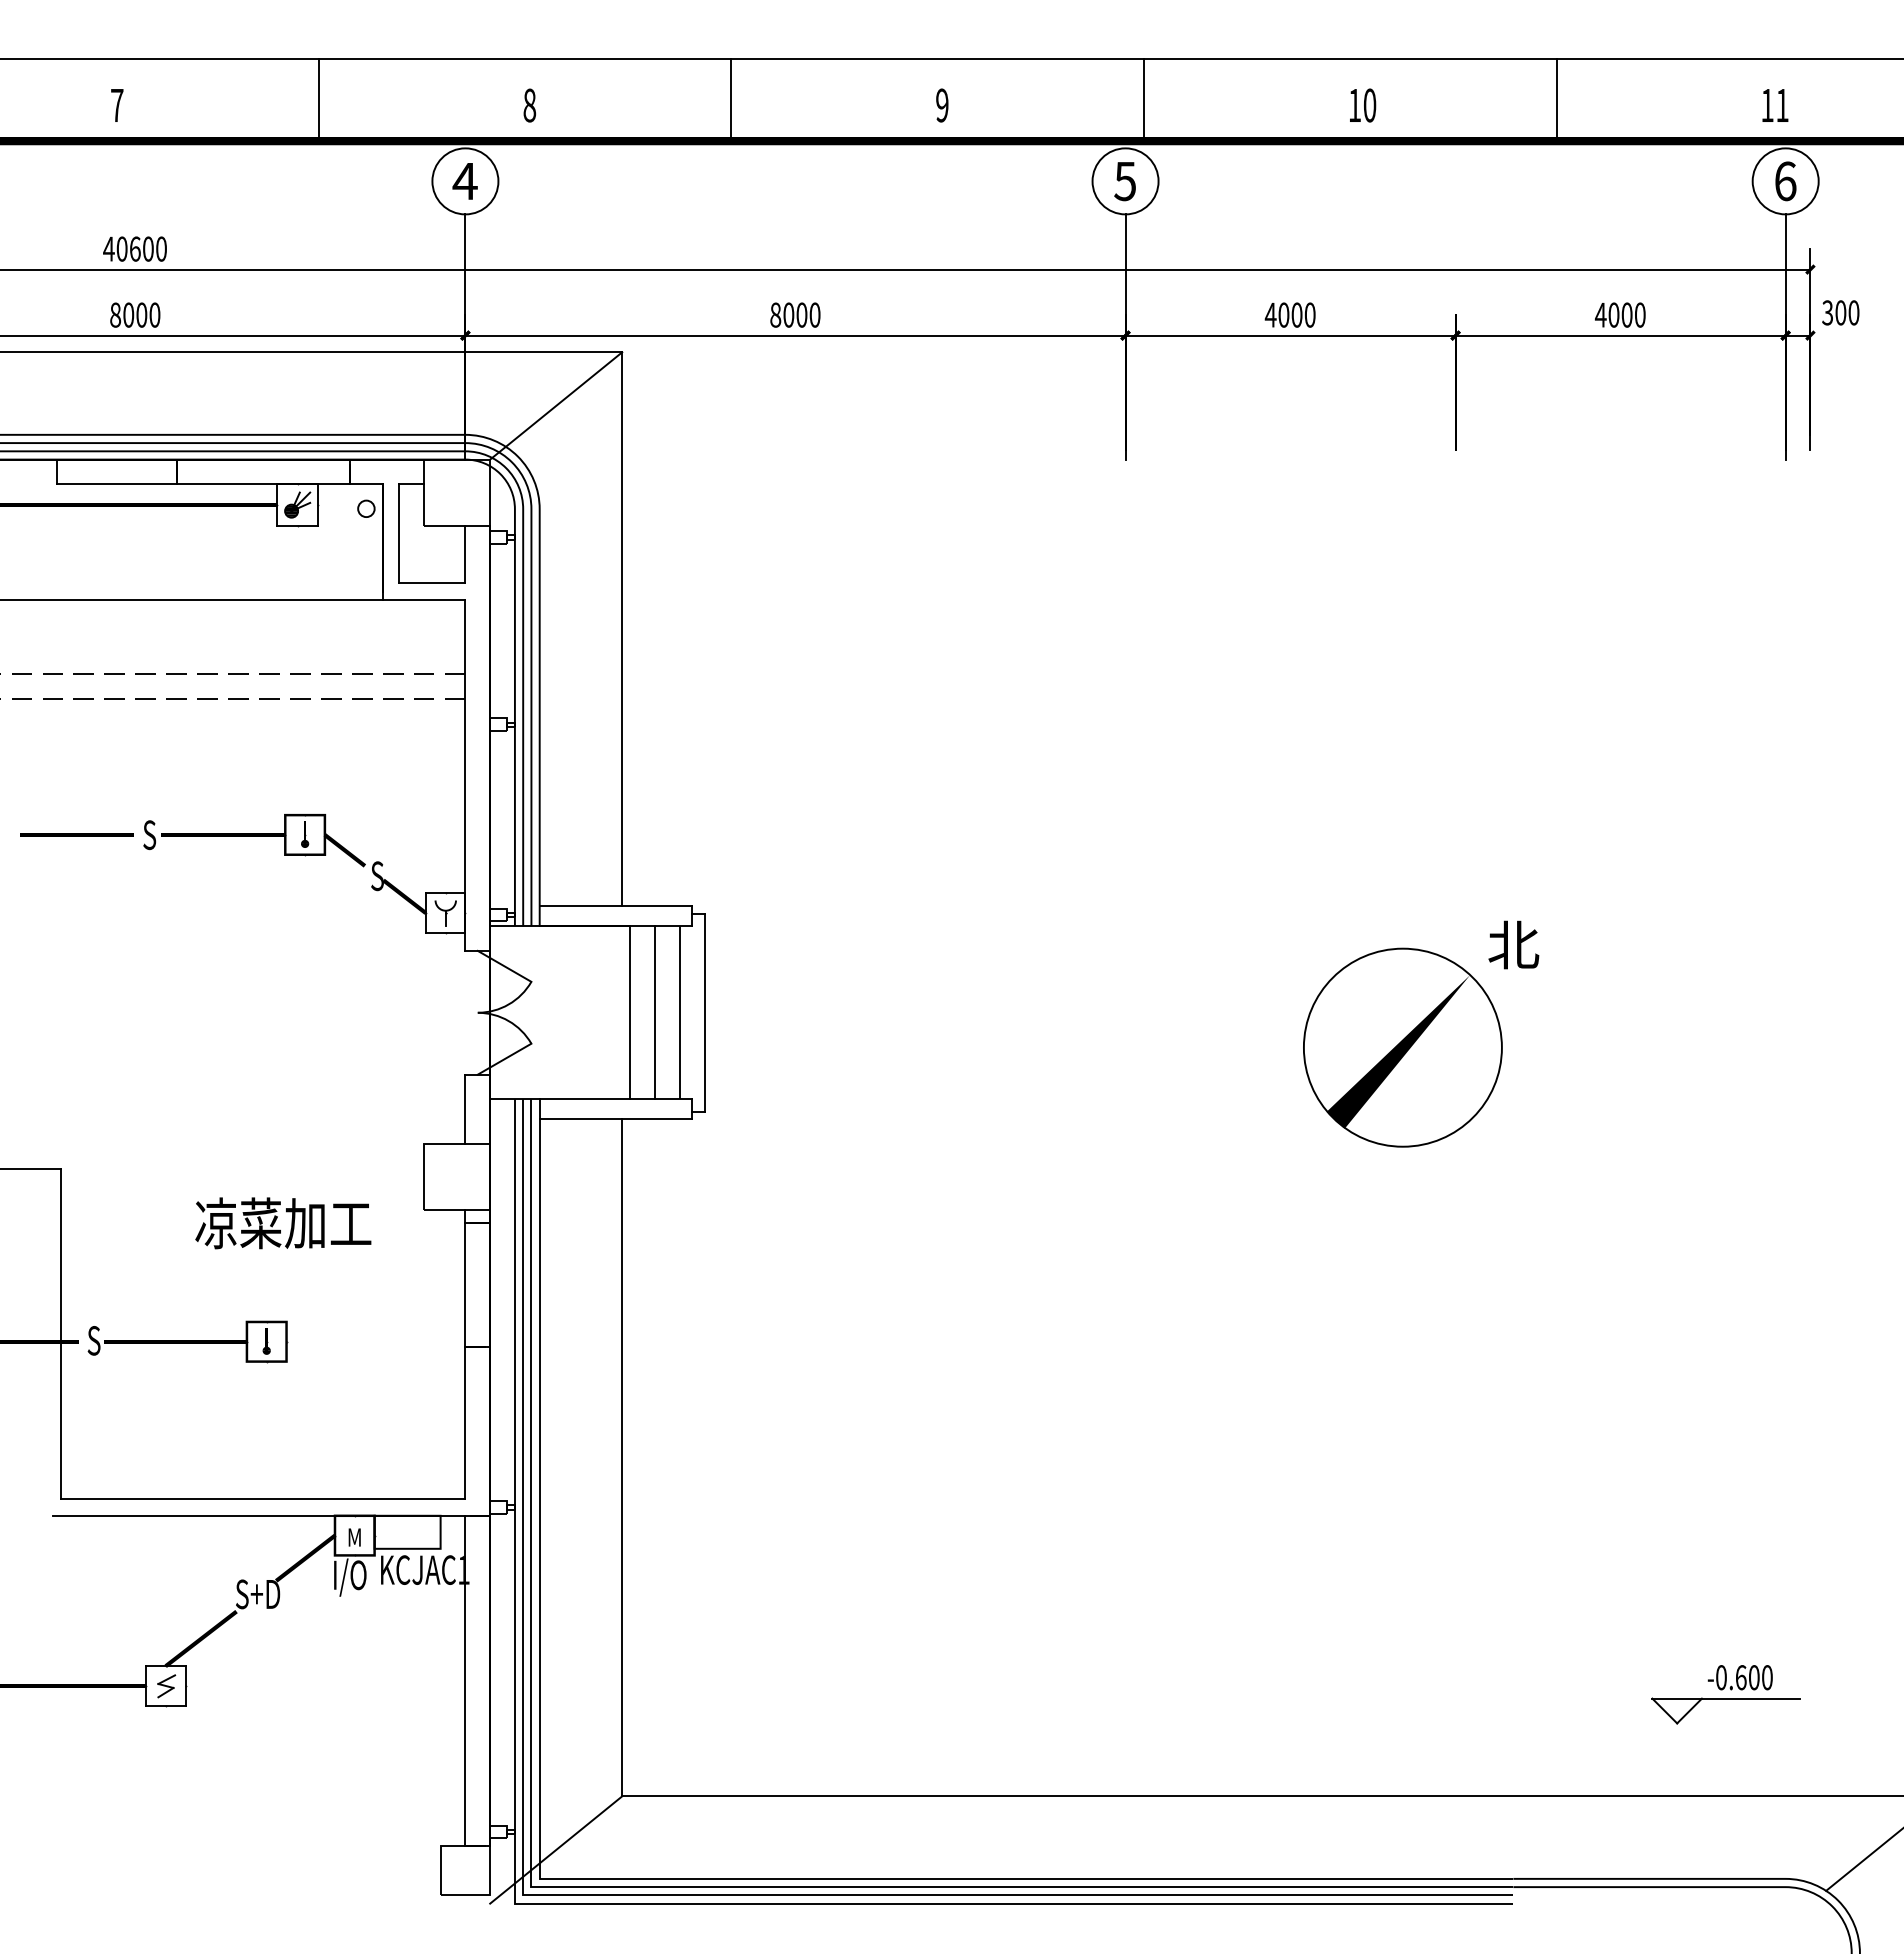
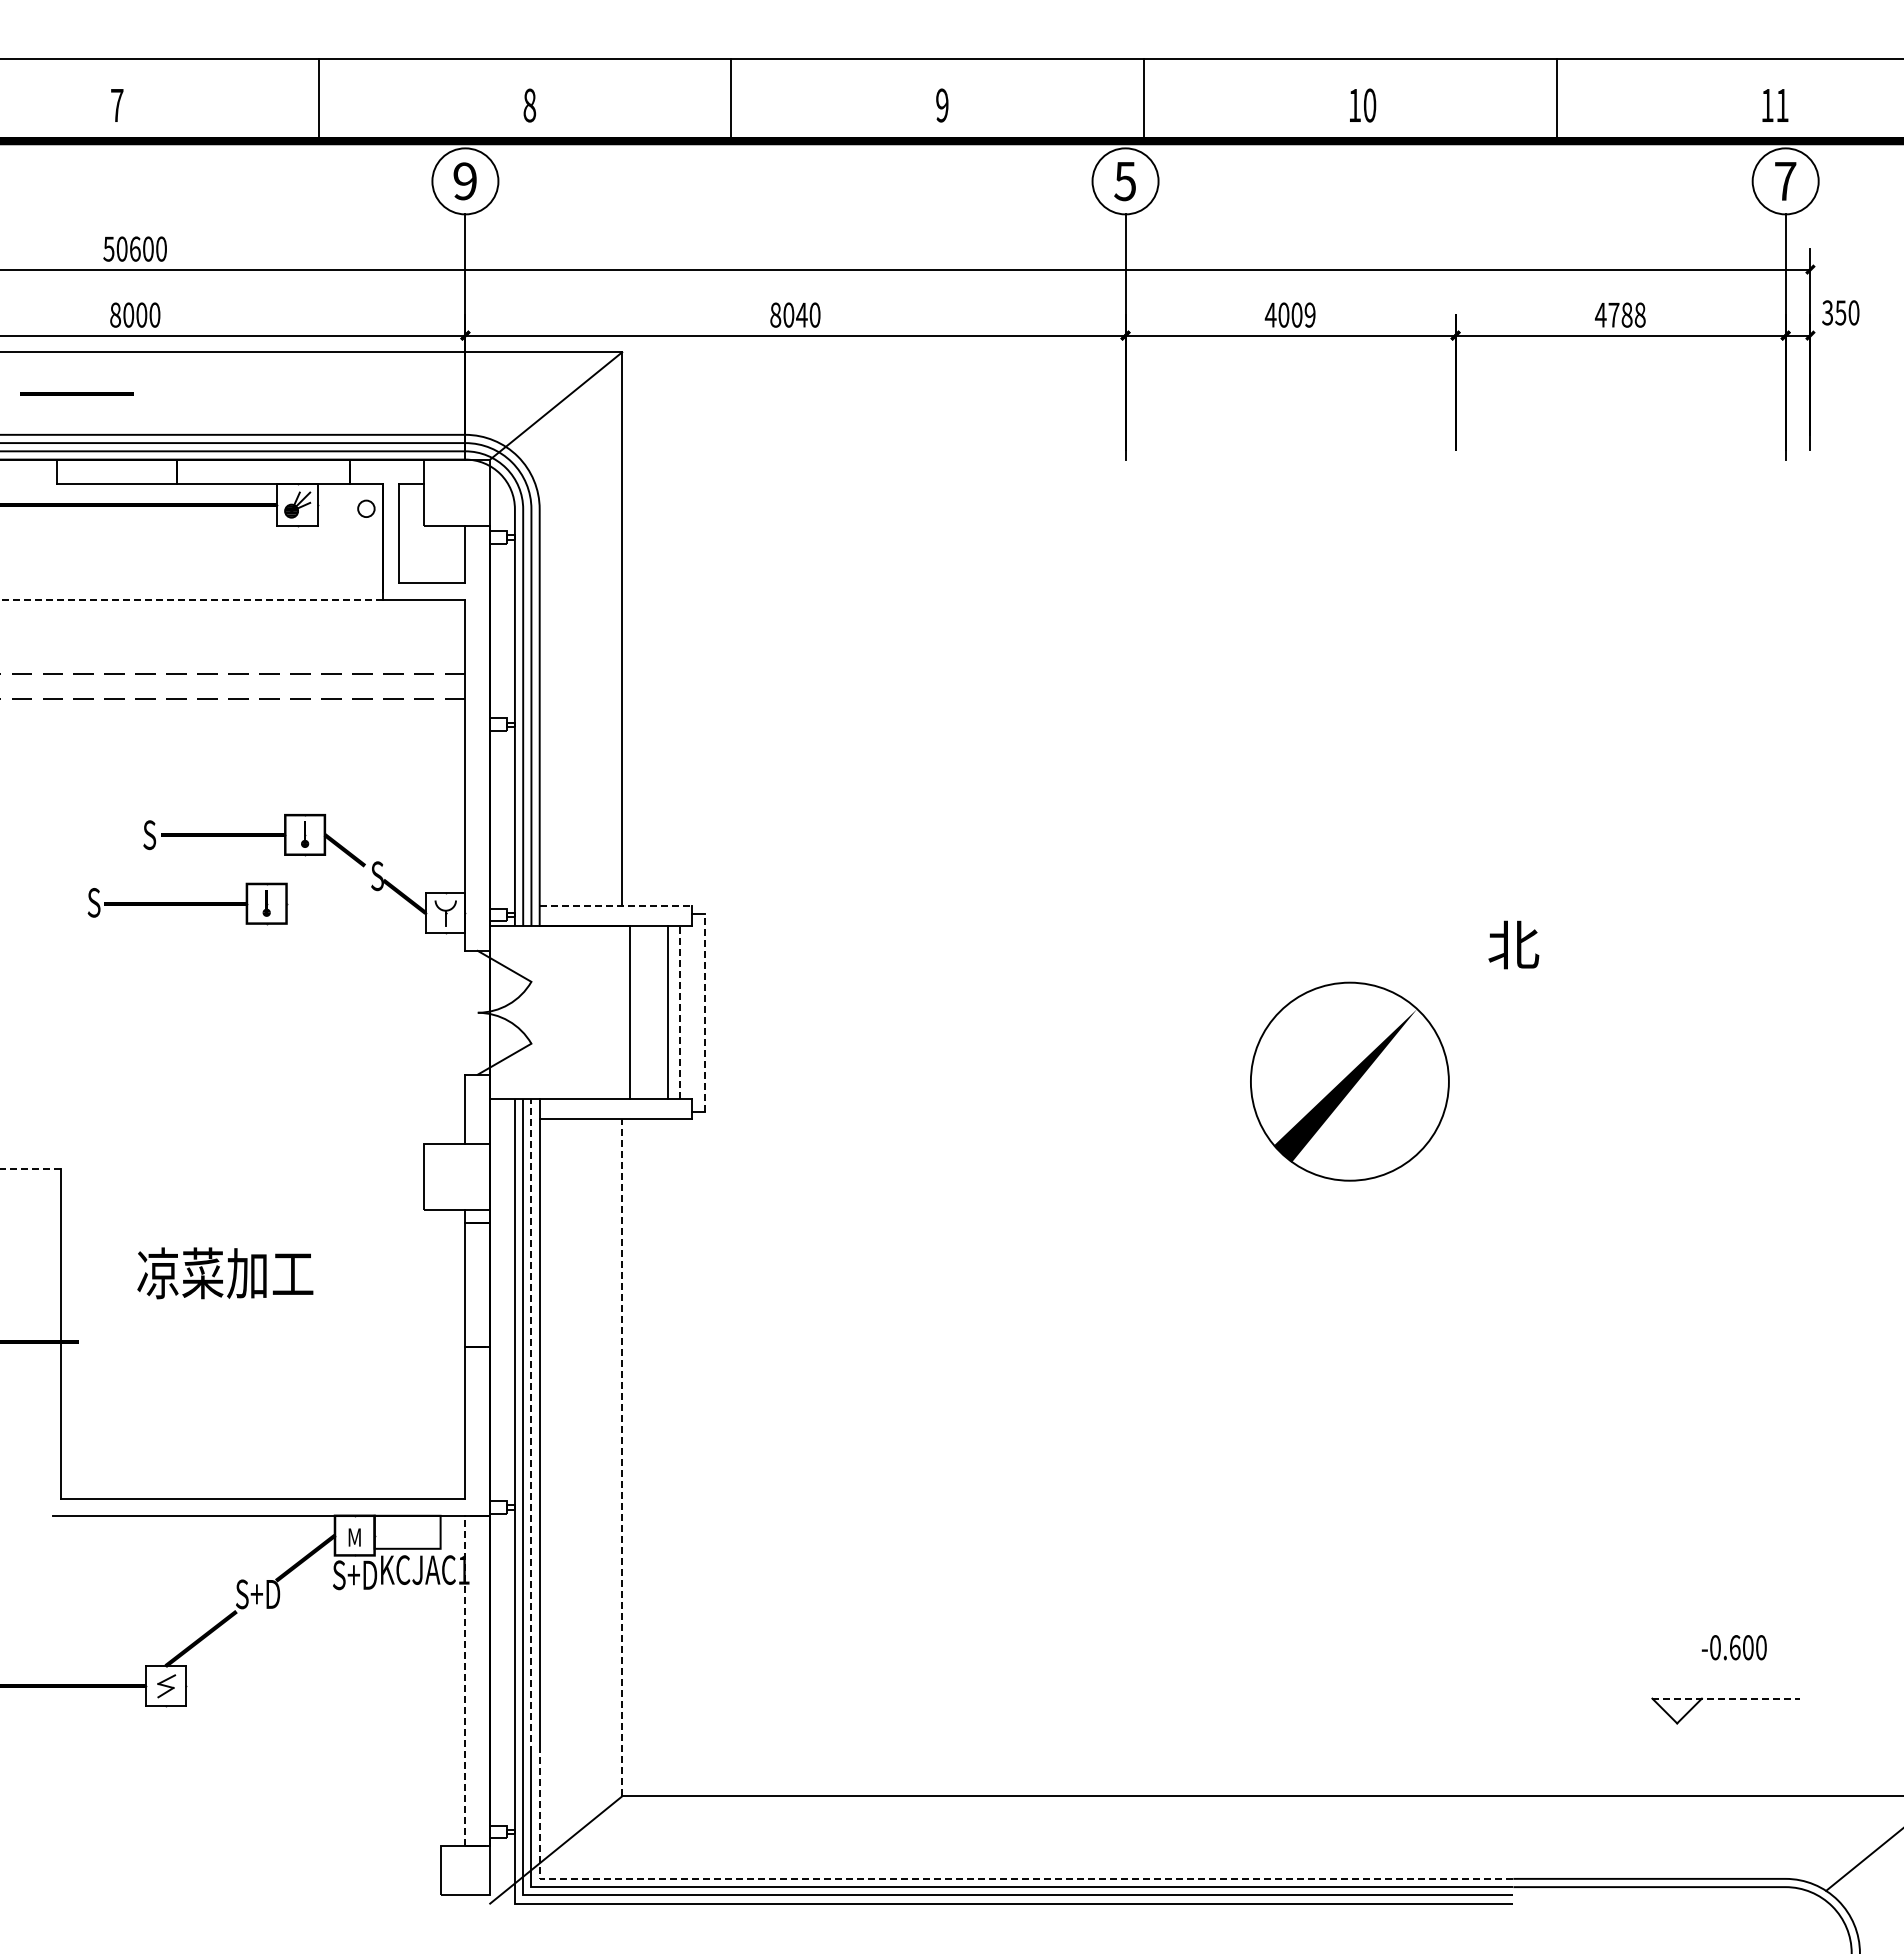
text: 4 -> 9 (464, 181)
text: 6 -> 7 (1785, 181)
text: 40600 -> 50600 (108, 248)
text: 300 -> 350 (1840, 312)
text: 8000 -> 8040 (801, 314)
text: 4000 -> 4009 (1309, 314)
text: 4000 -> 4788 (1626, 314)
line: solid -> dashed (191, 599)
line position: (76, 834) -> (76, 393) (76, 393)
line: solid -> dashed (616, 906)
line position: (655, 1012) -> (668, 1012) (668, 1012)
line: solid -> dashed (679, 1012)
line: solid -> dashed (704, 1012)
part position: (1402, 1047) -> (1349, 1081) (1349, 1081)
line: solid -> dashed (30, 1169)
text position: (283, 1223) -> (225, 1273) (225, 1273)
part position: (187, 1341) -> (187, 903) (187, 903)
line: solid -> dashed (531, 1426)
line: solid -> dashed (622, 1457)
text: I/O -> S+D (355, 1577)
text position: (1739, 1677) -> (1733, 1647) (1733, 1647)
line: solid -> dashed (465, 1680)
line: solid -> dashed (1726, 1698)
line: solid -> dashed (962, 1878)
